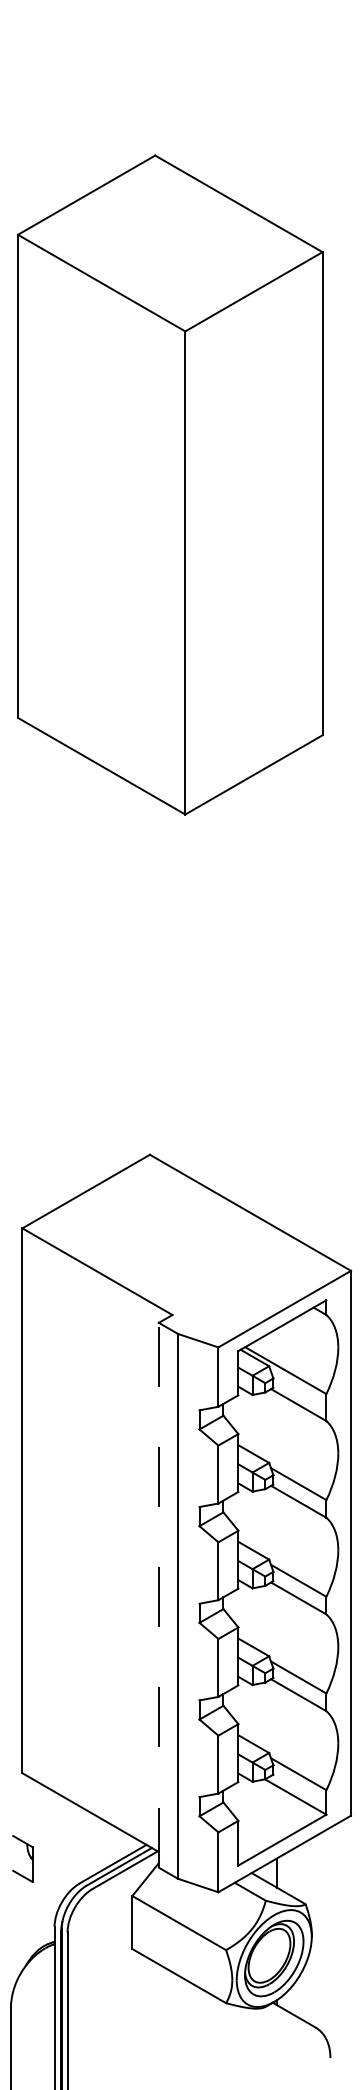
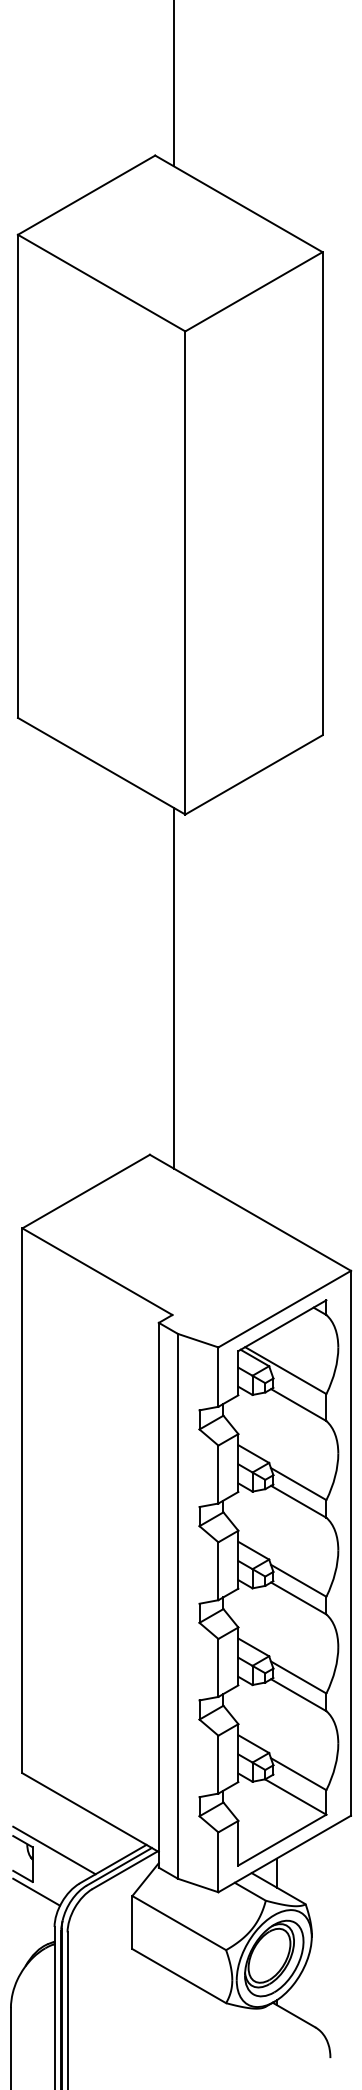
line: none -> present (173, 84)
line: none -> present (173, 987)
line: dashed -> solid (158, 1594)
line: none -> present (54, 1850)
line: none -> present (36, 1891)
